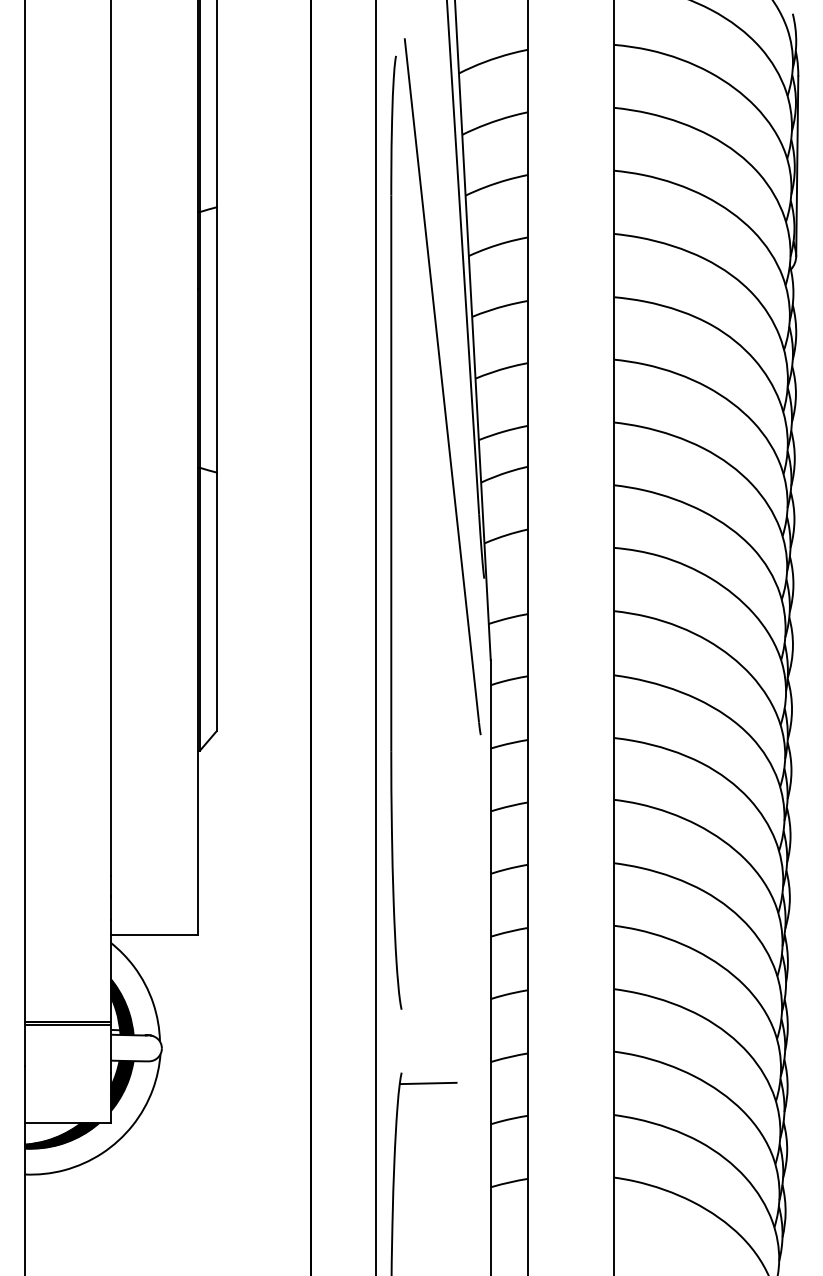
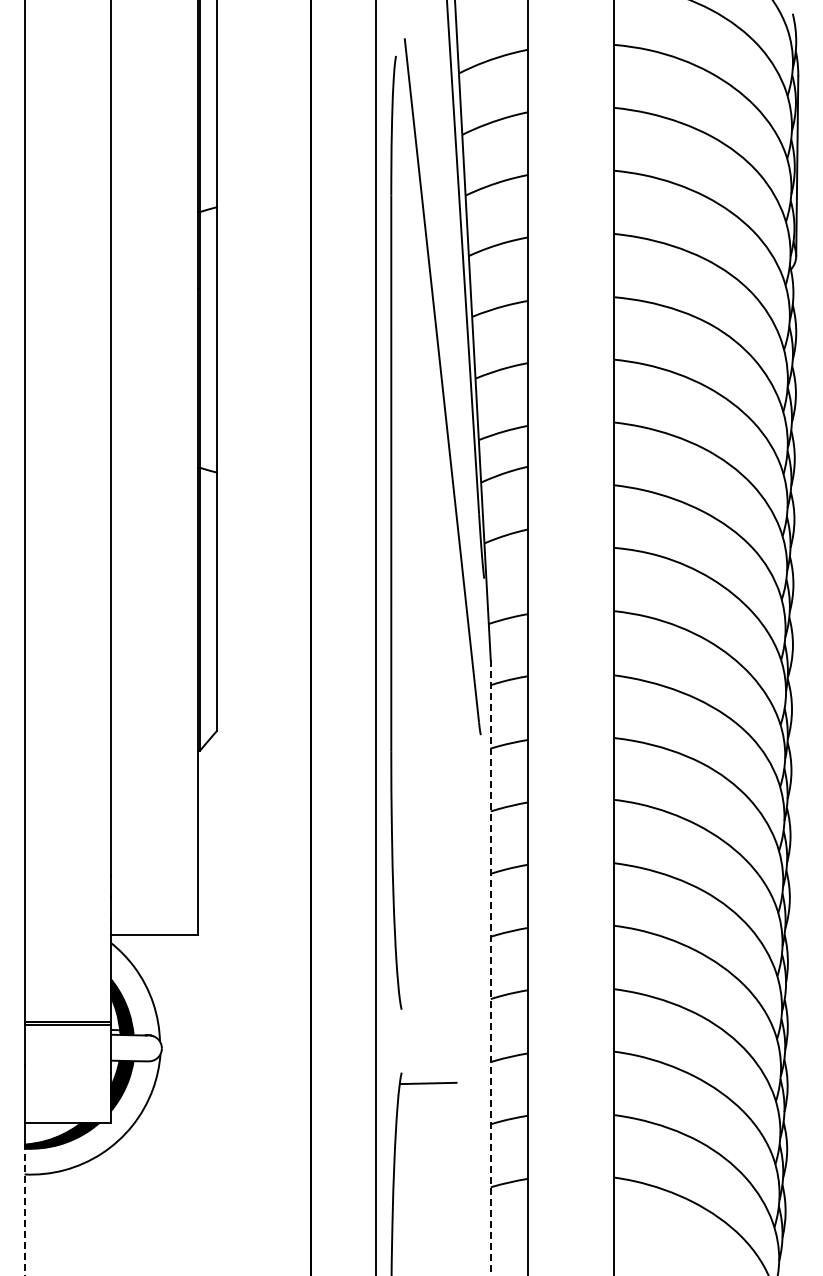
line: solid -> dashed (490, 967)
line: solid -> dashed (24, 1209)
